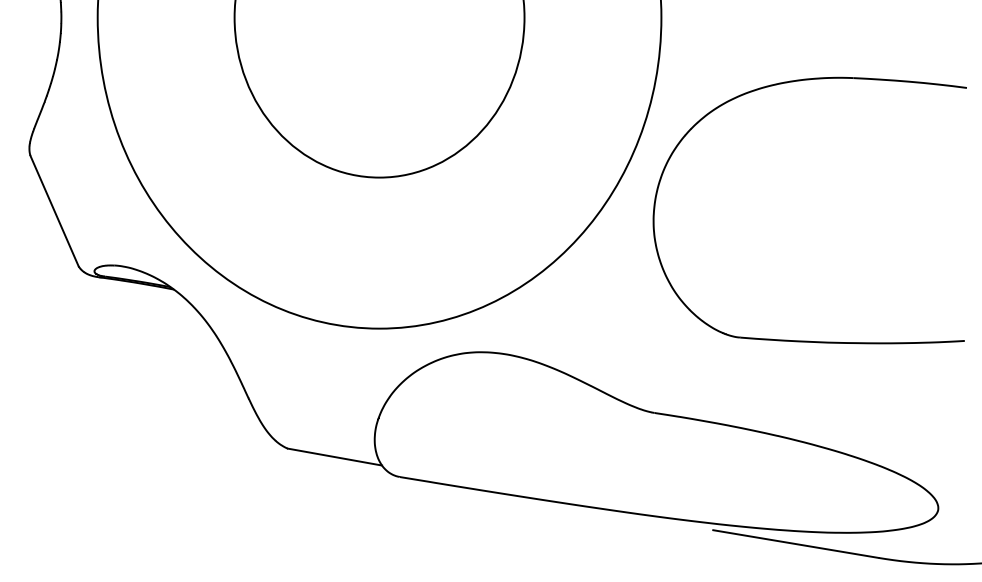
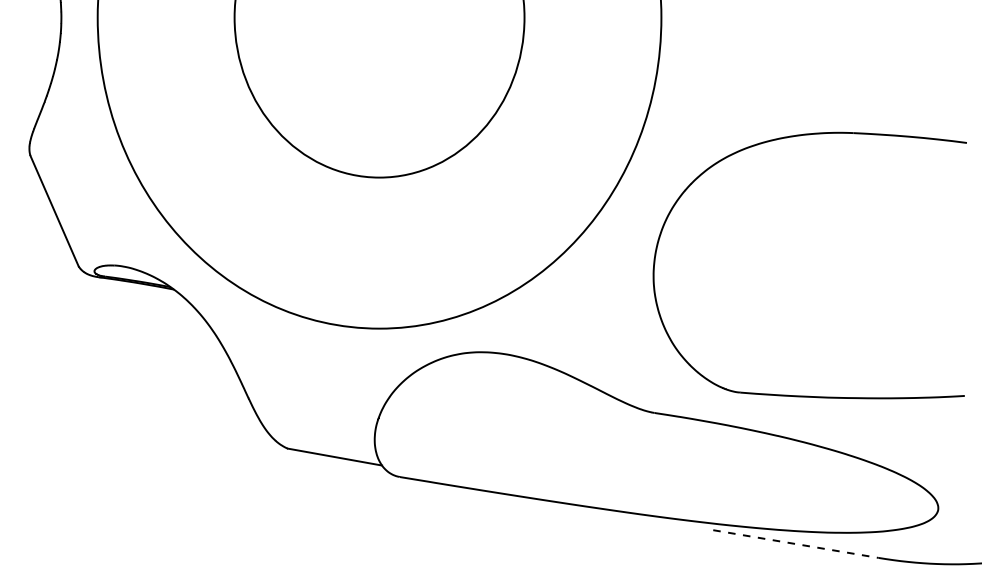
part position: (787, 83) -> (787, 138) (787, 138)
line: solid -> dashed (795, 544)
